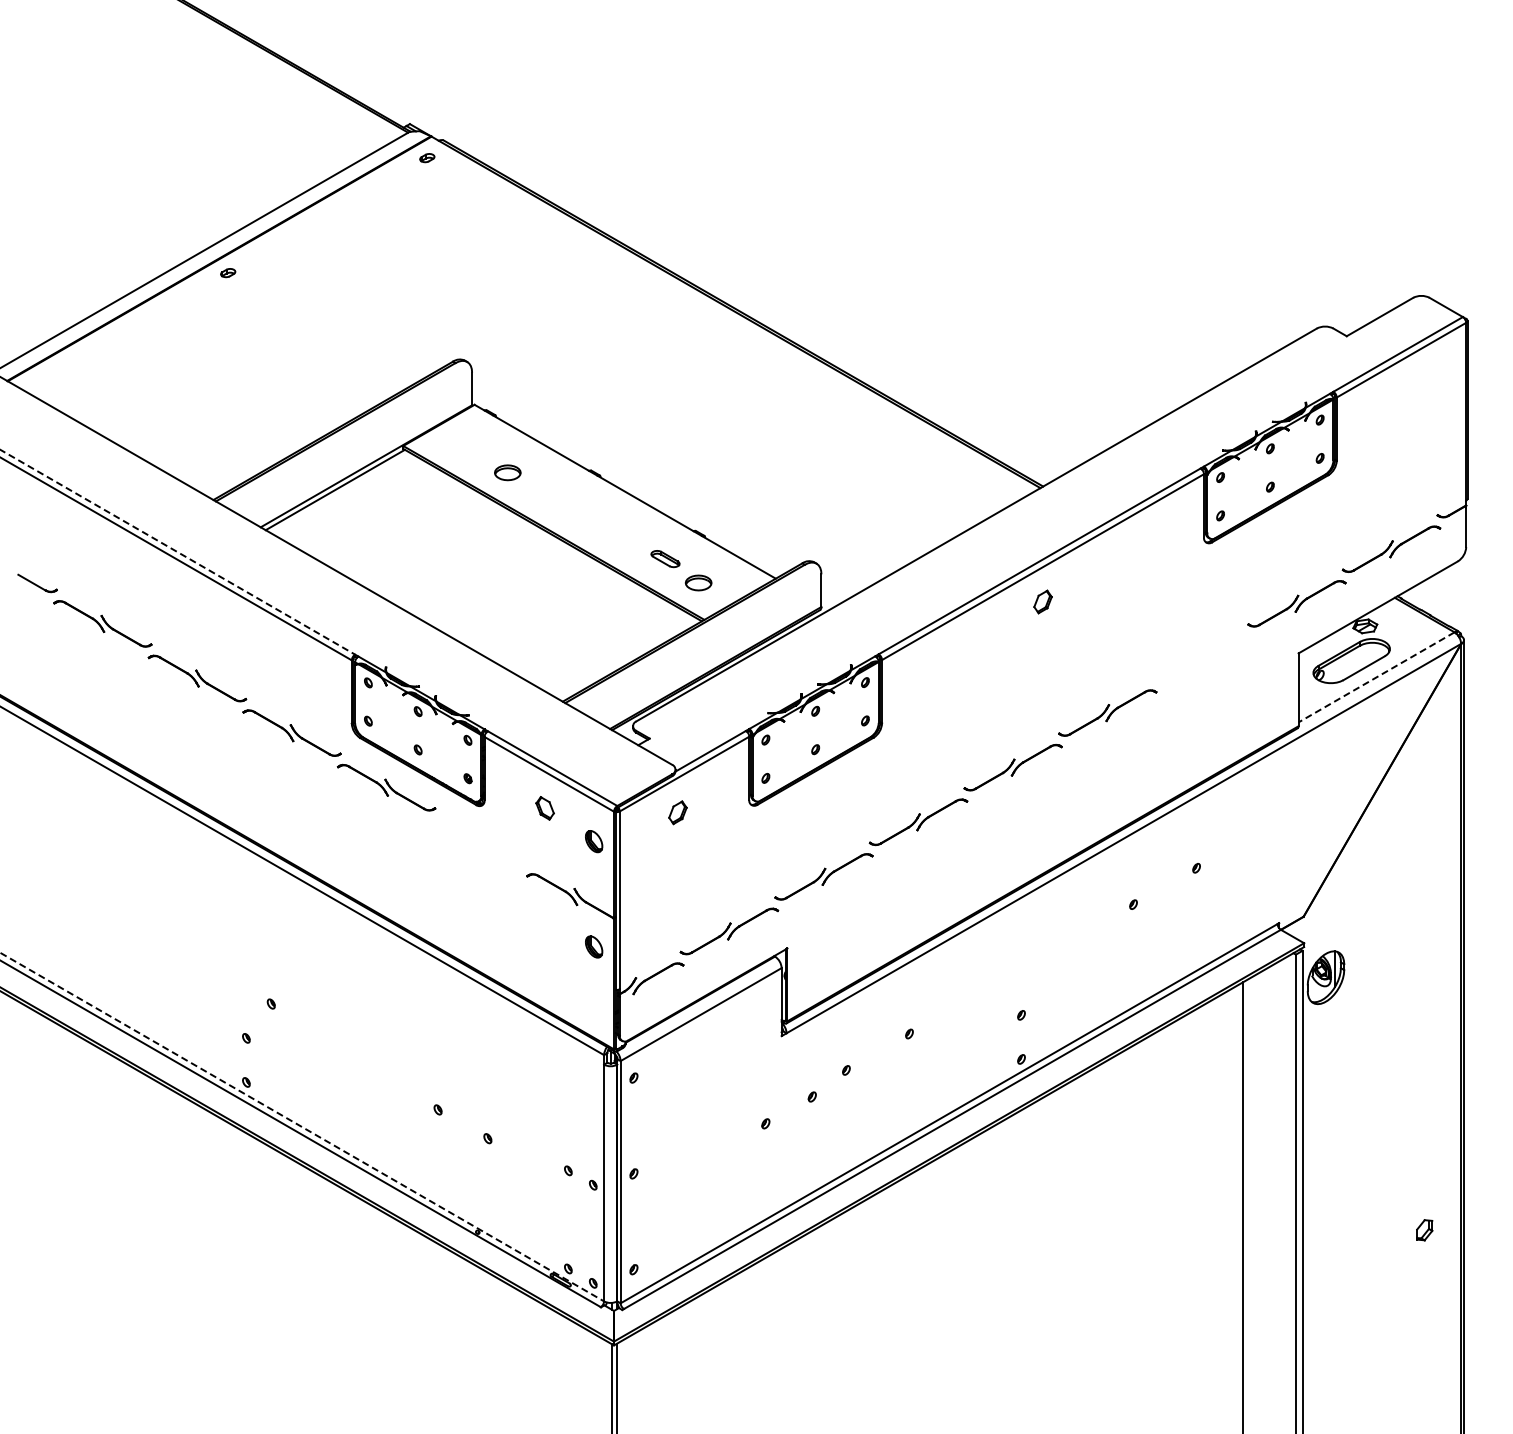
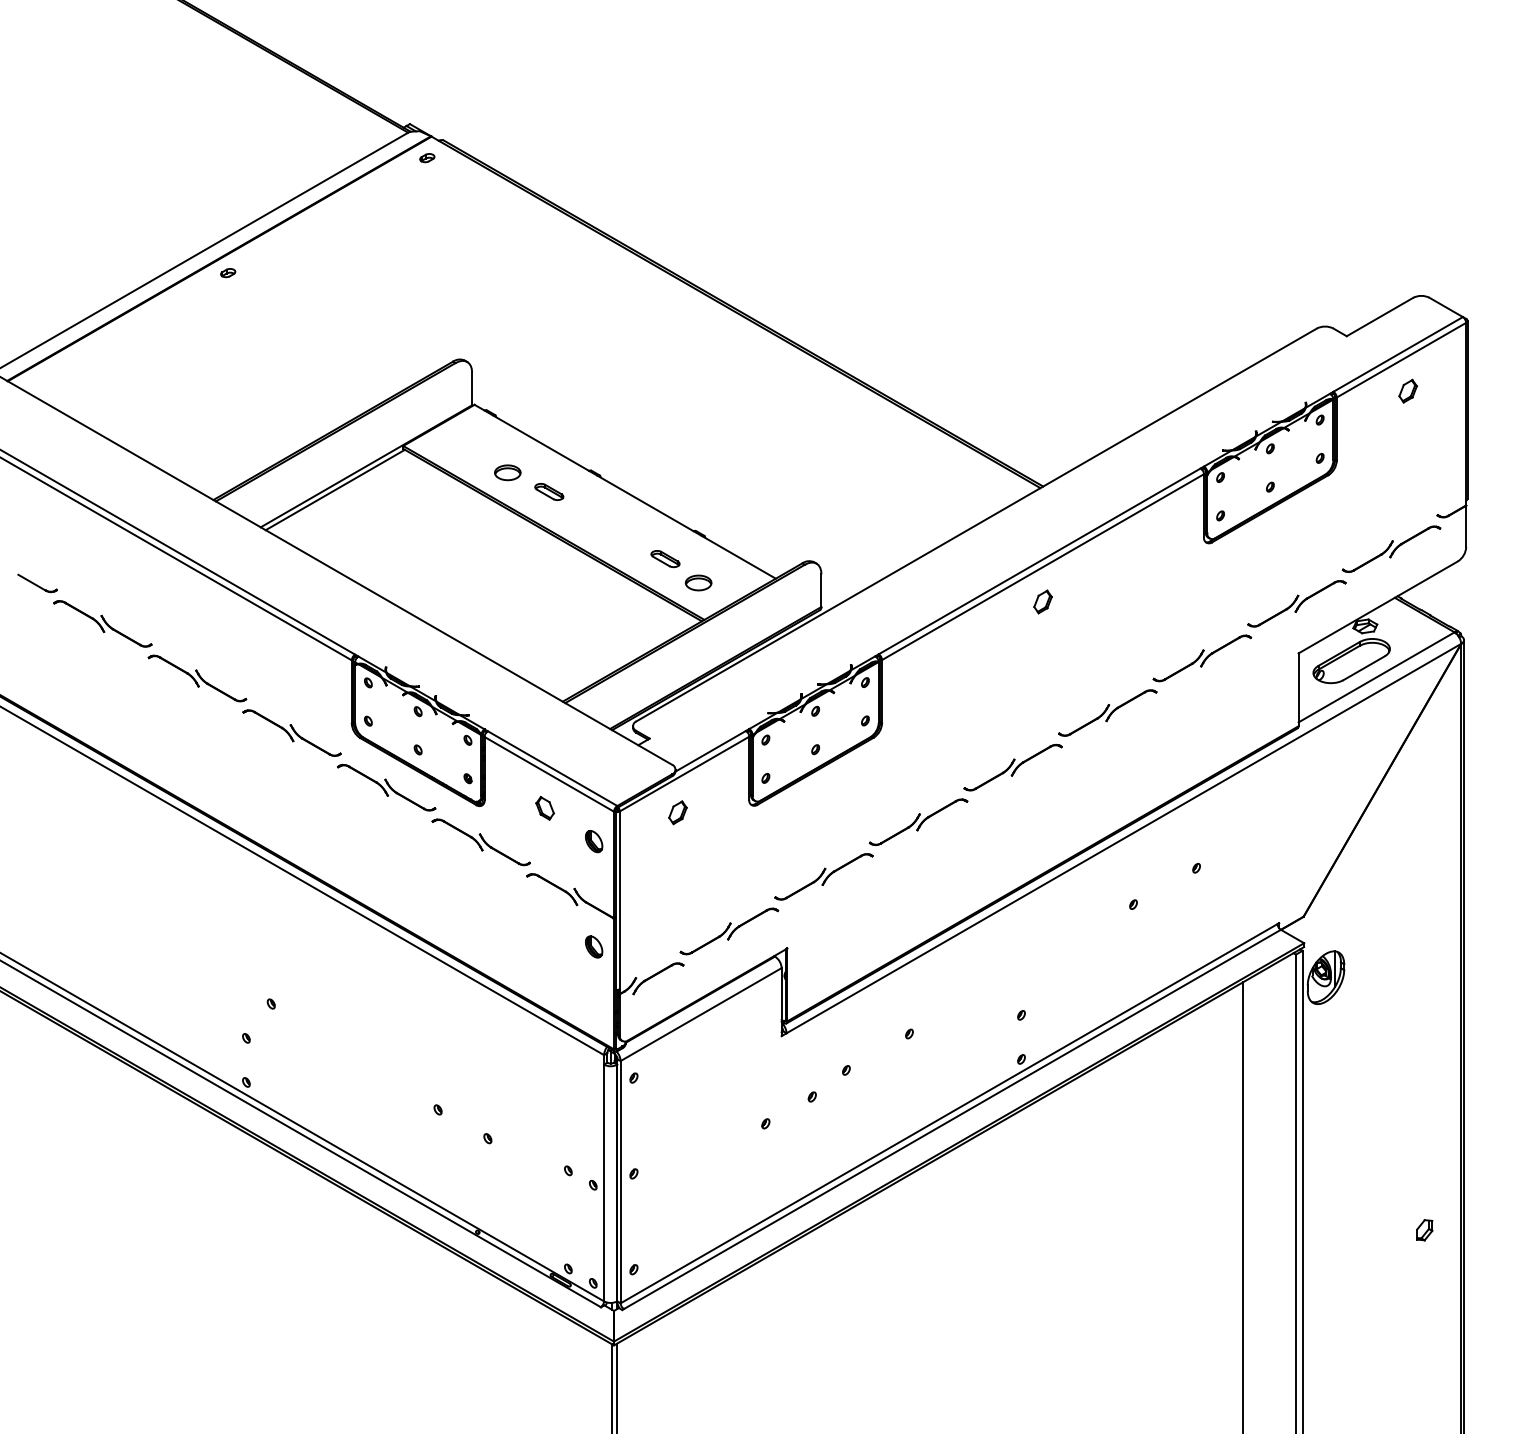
part: none -> present (1407, 390)
part: none -> present (549, 491)
line: dashed -> solid (177, 552)
part: none -> present (1202, 658)
line: dashed -> solid (1376, 677)
part: none -> present (480, 842)
line: dashed -> solid (302, 1127)
